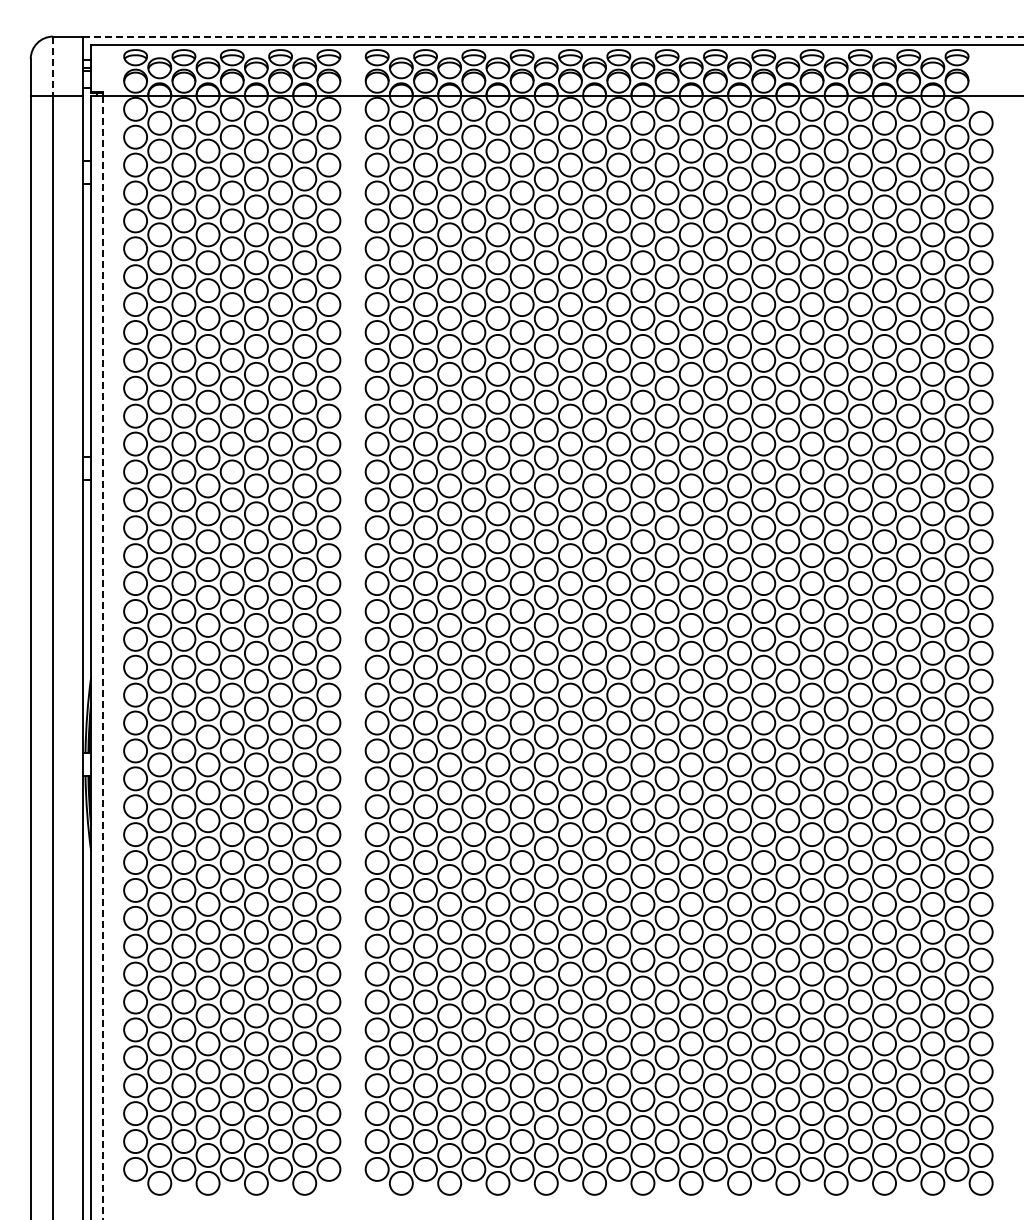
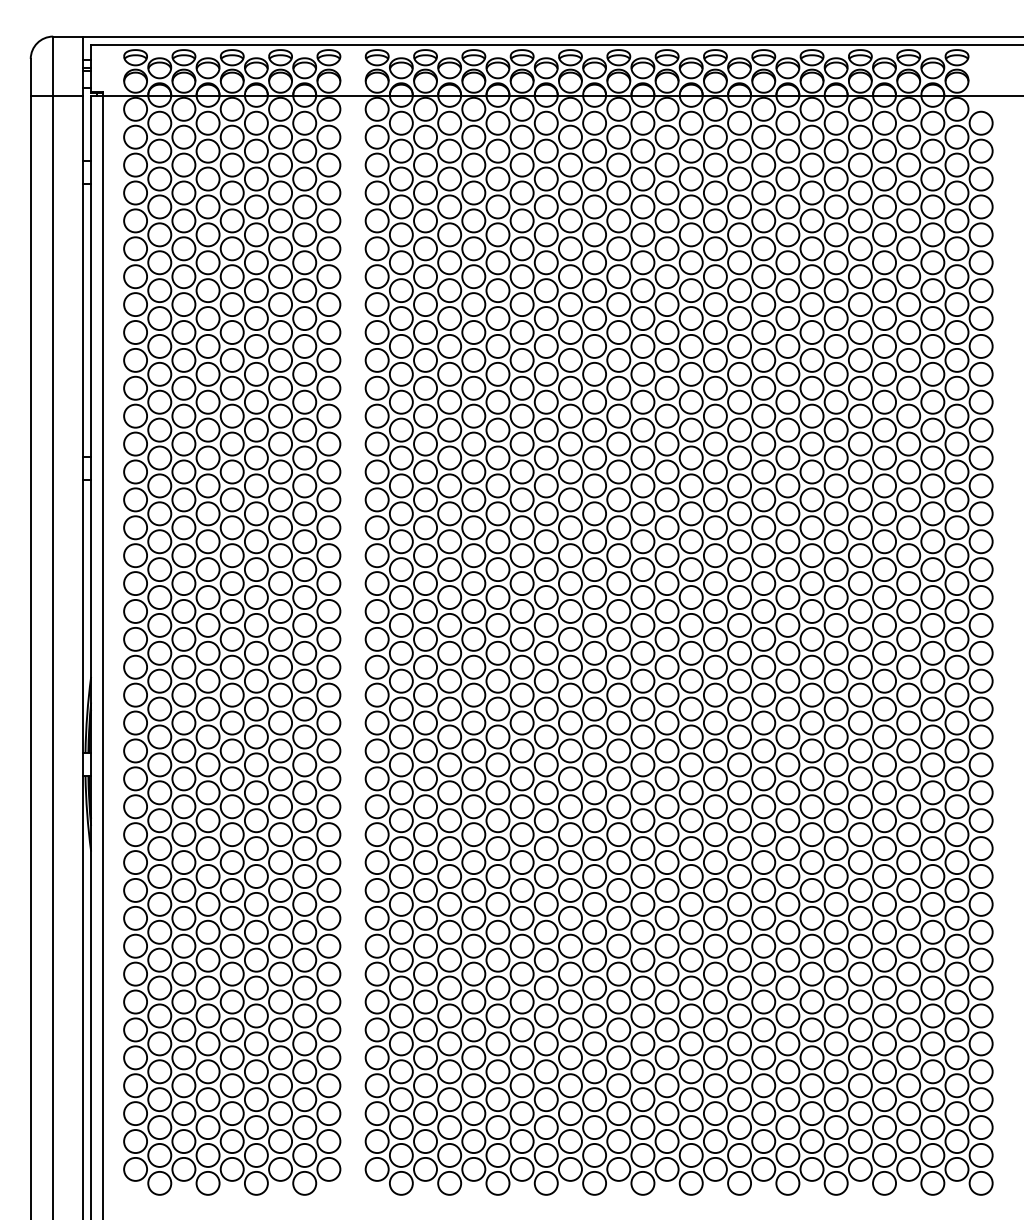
line: dashed -> solid (553, 36)
line: dashed -> solid (53, 66)
line: dashed -> solid (102, 657)
